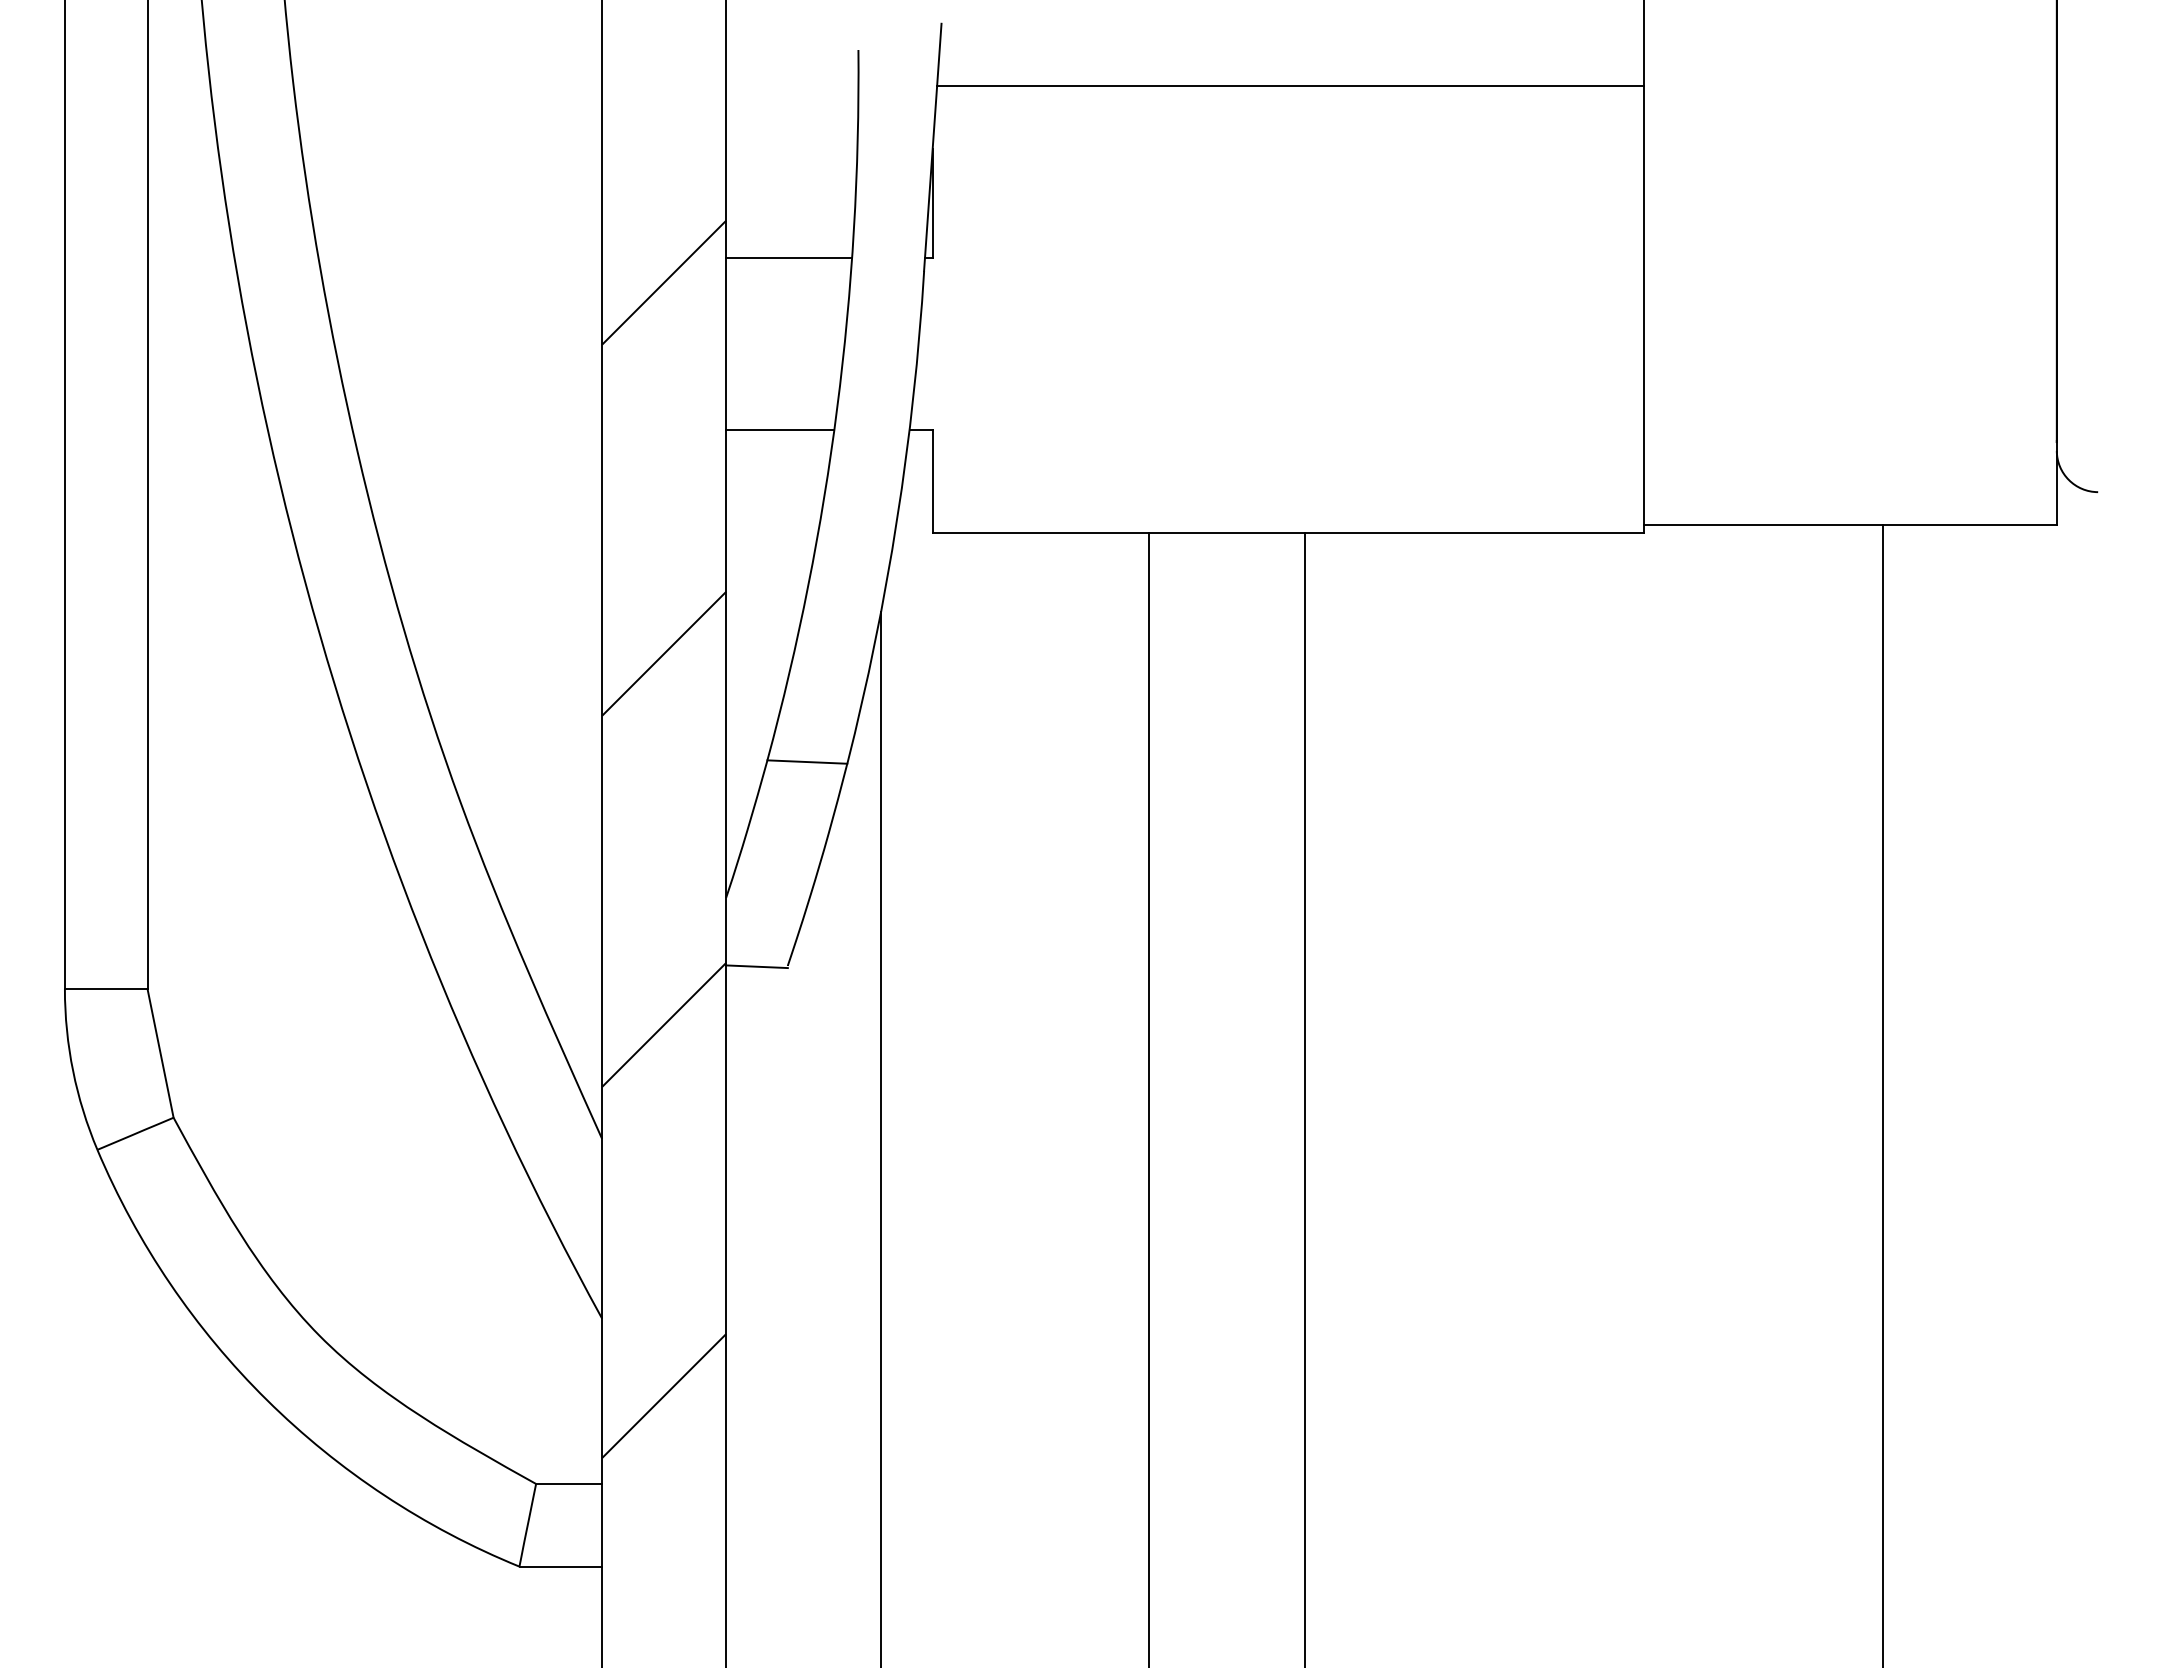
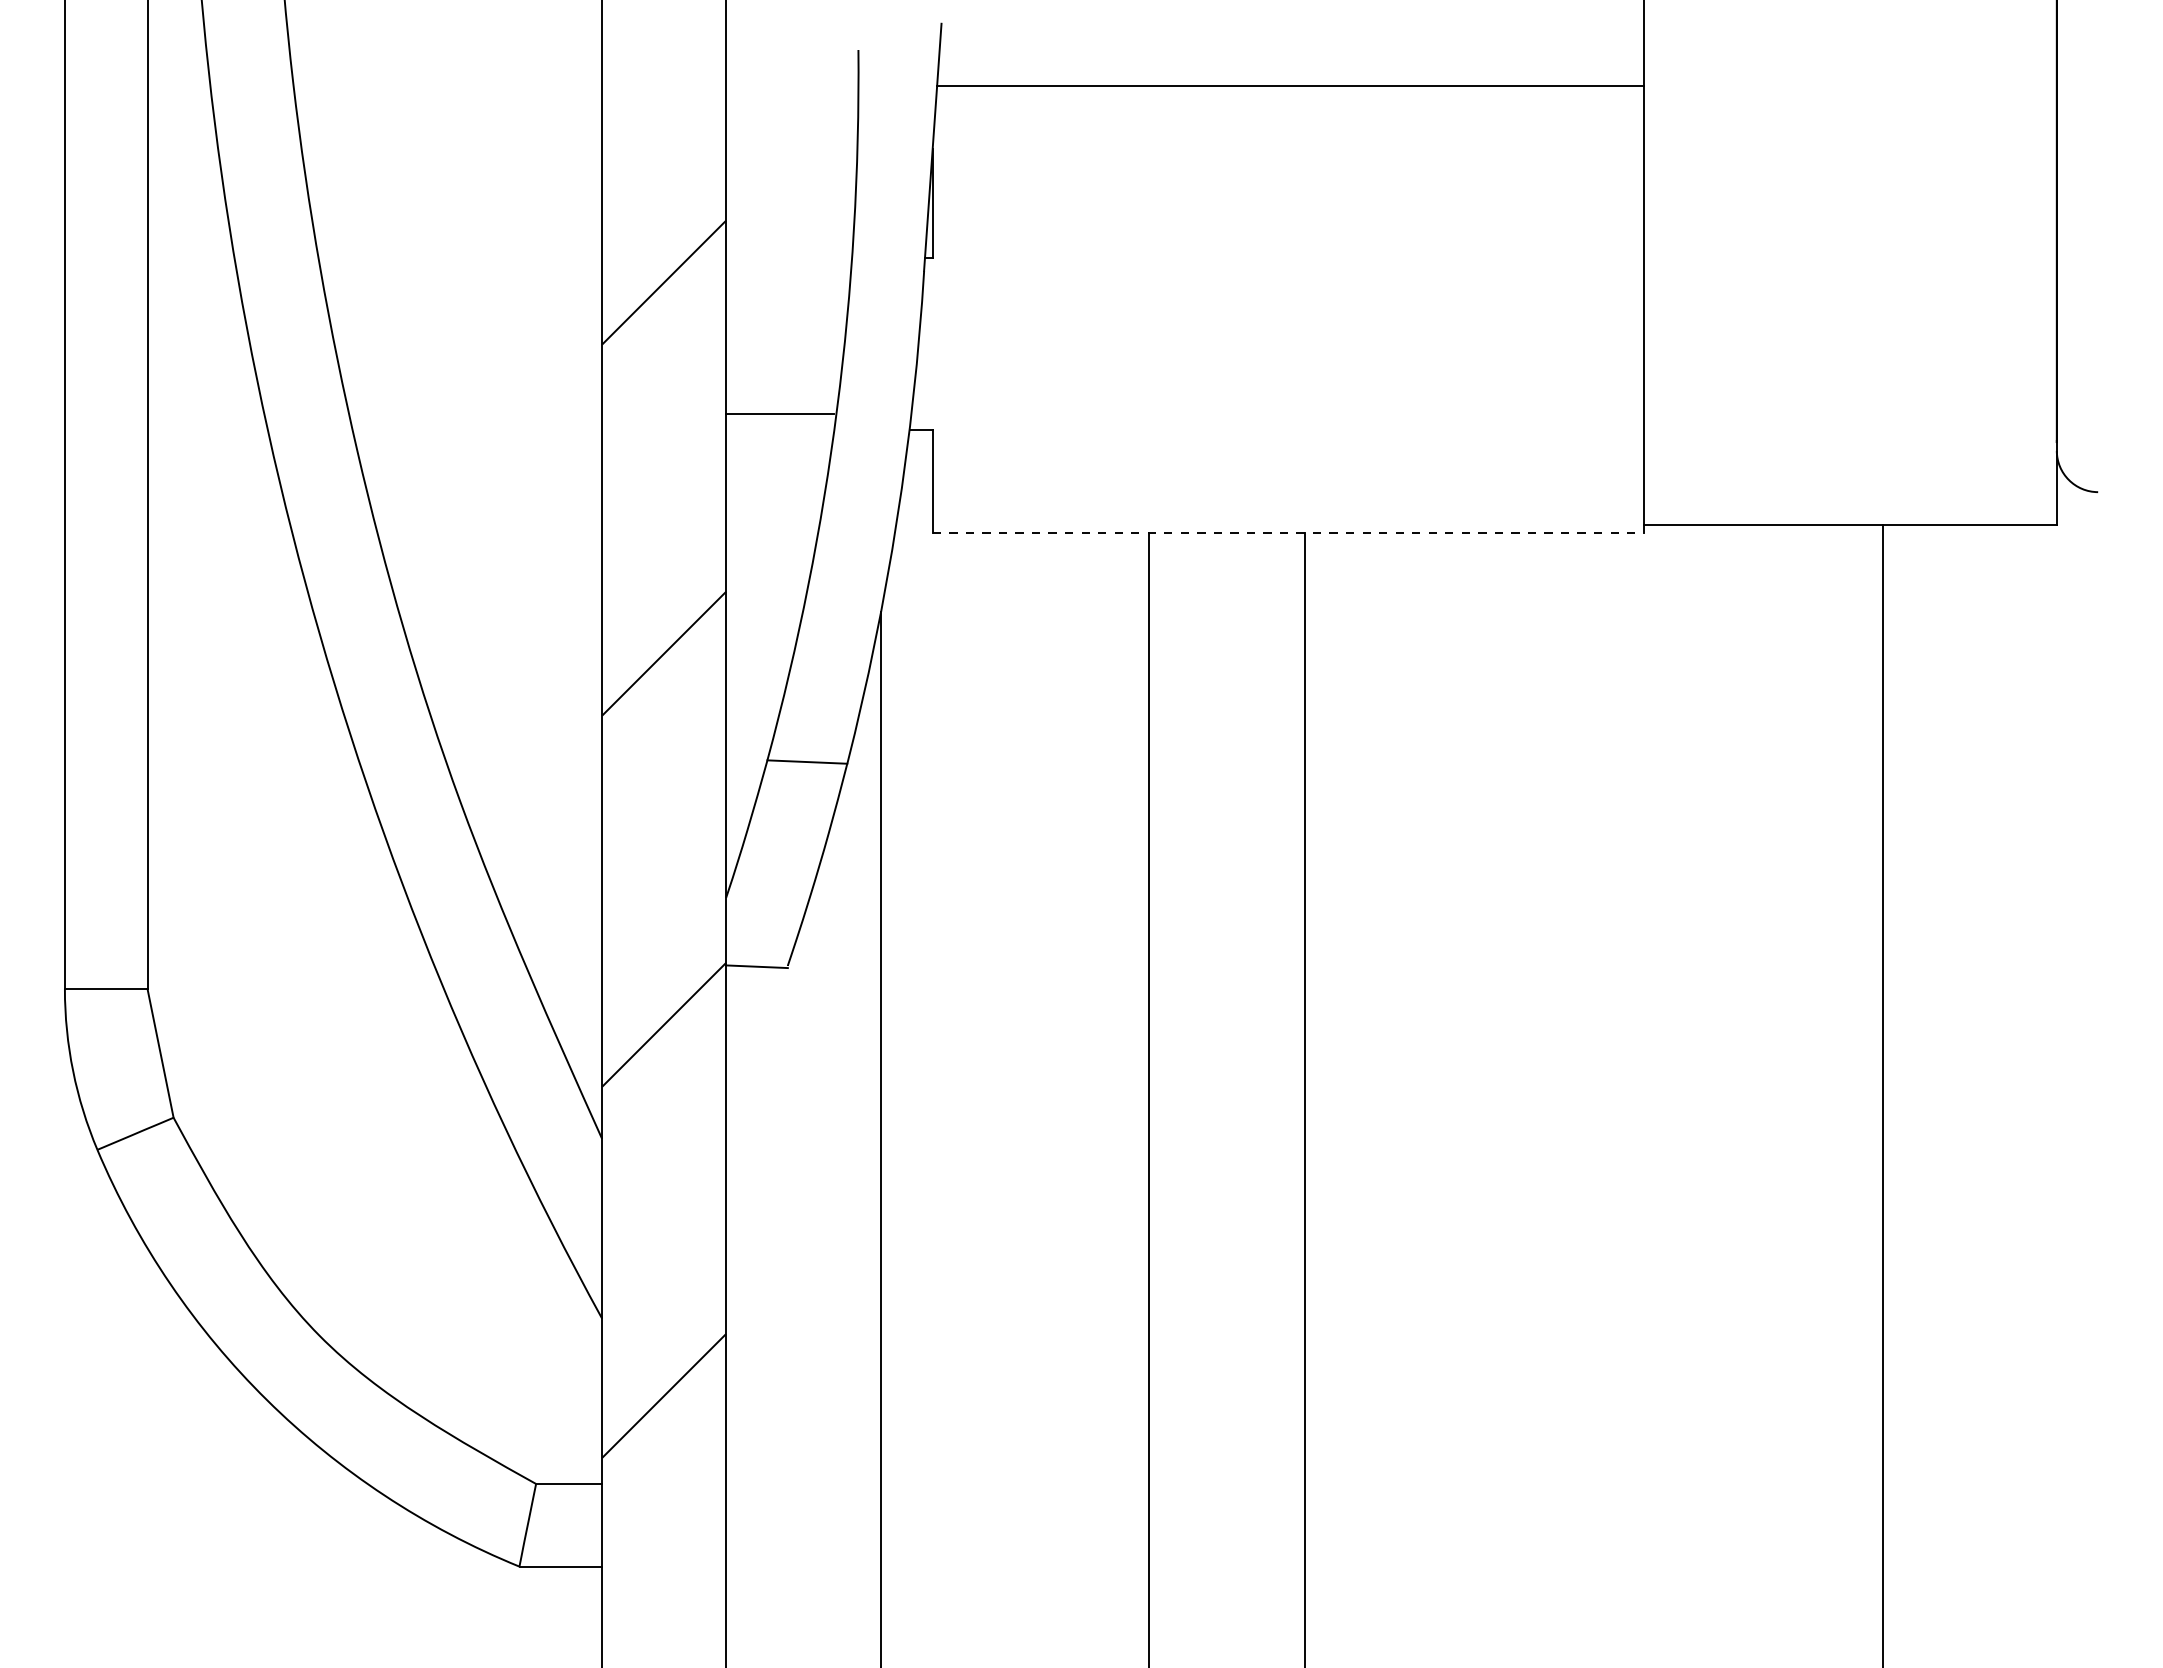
line: present -> none (789, 257)
line position: (780, 430) -> (780, 414) (780, 414)
line: solid -> dashed (1288, 533)
